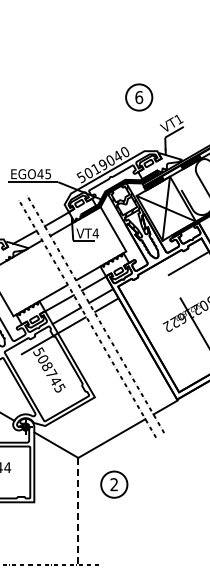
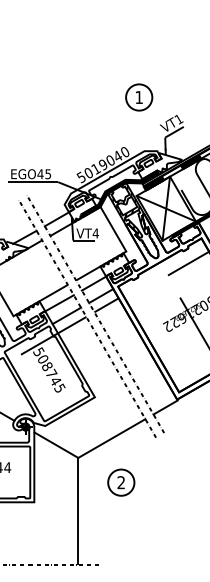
text: 6 -> 1 (139, 97)
part position: (114, 484) -> (121, 482) (121, 482)
line: dashed -> solid (78, 511)
